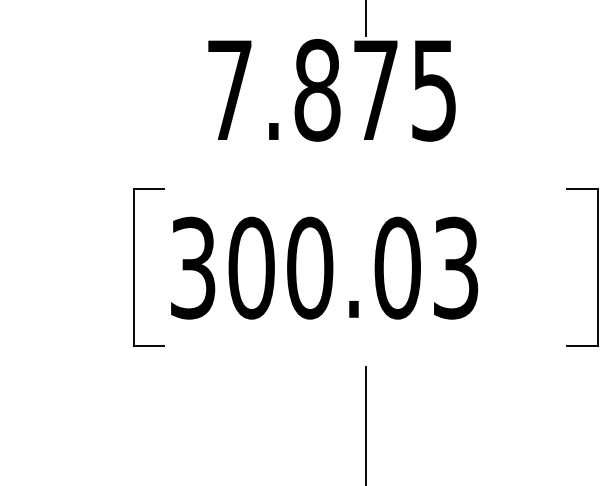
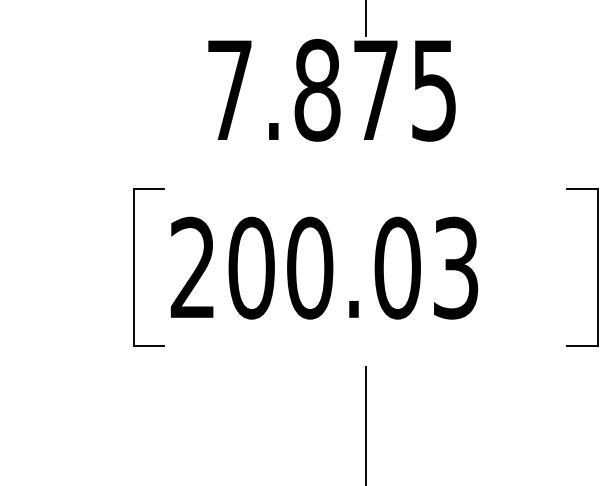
text: 300.03 -> 200.03 (192, 267)
